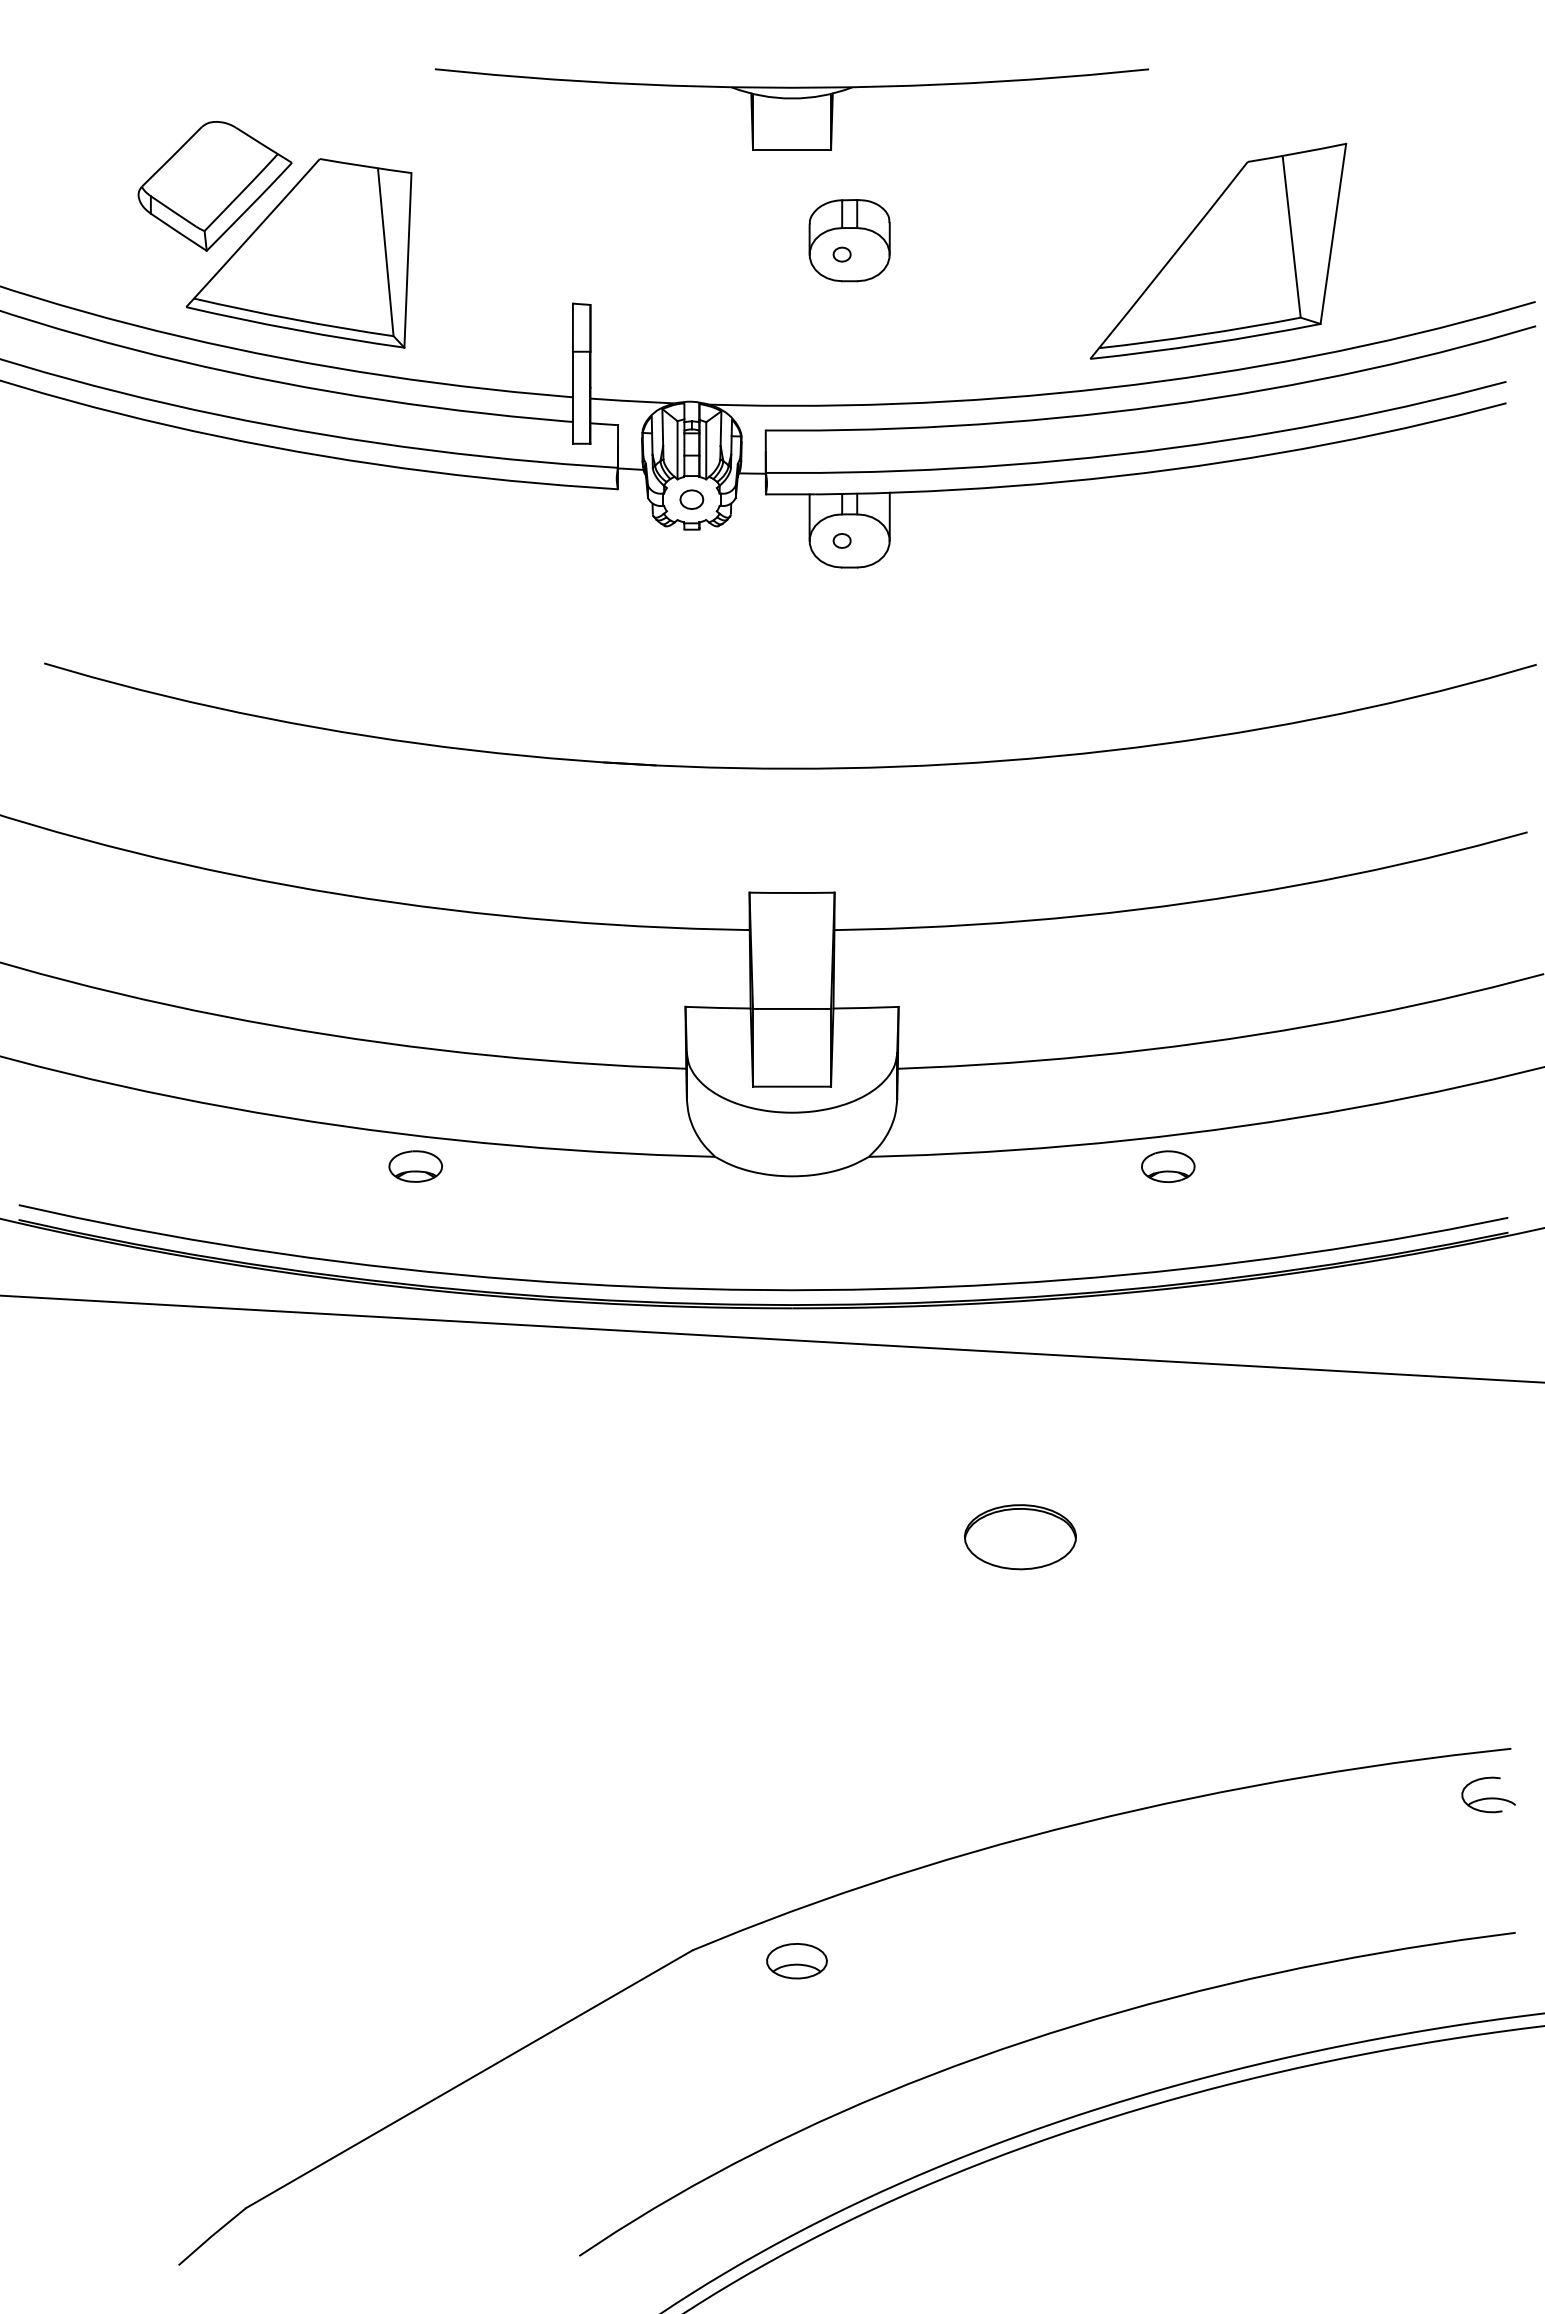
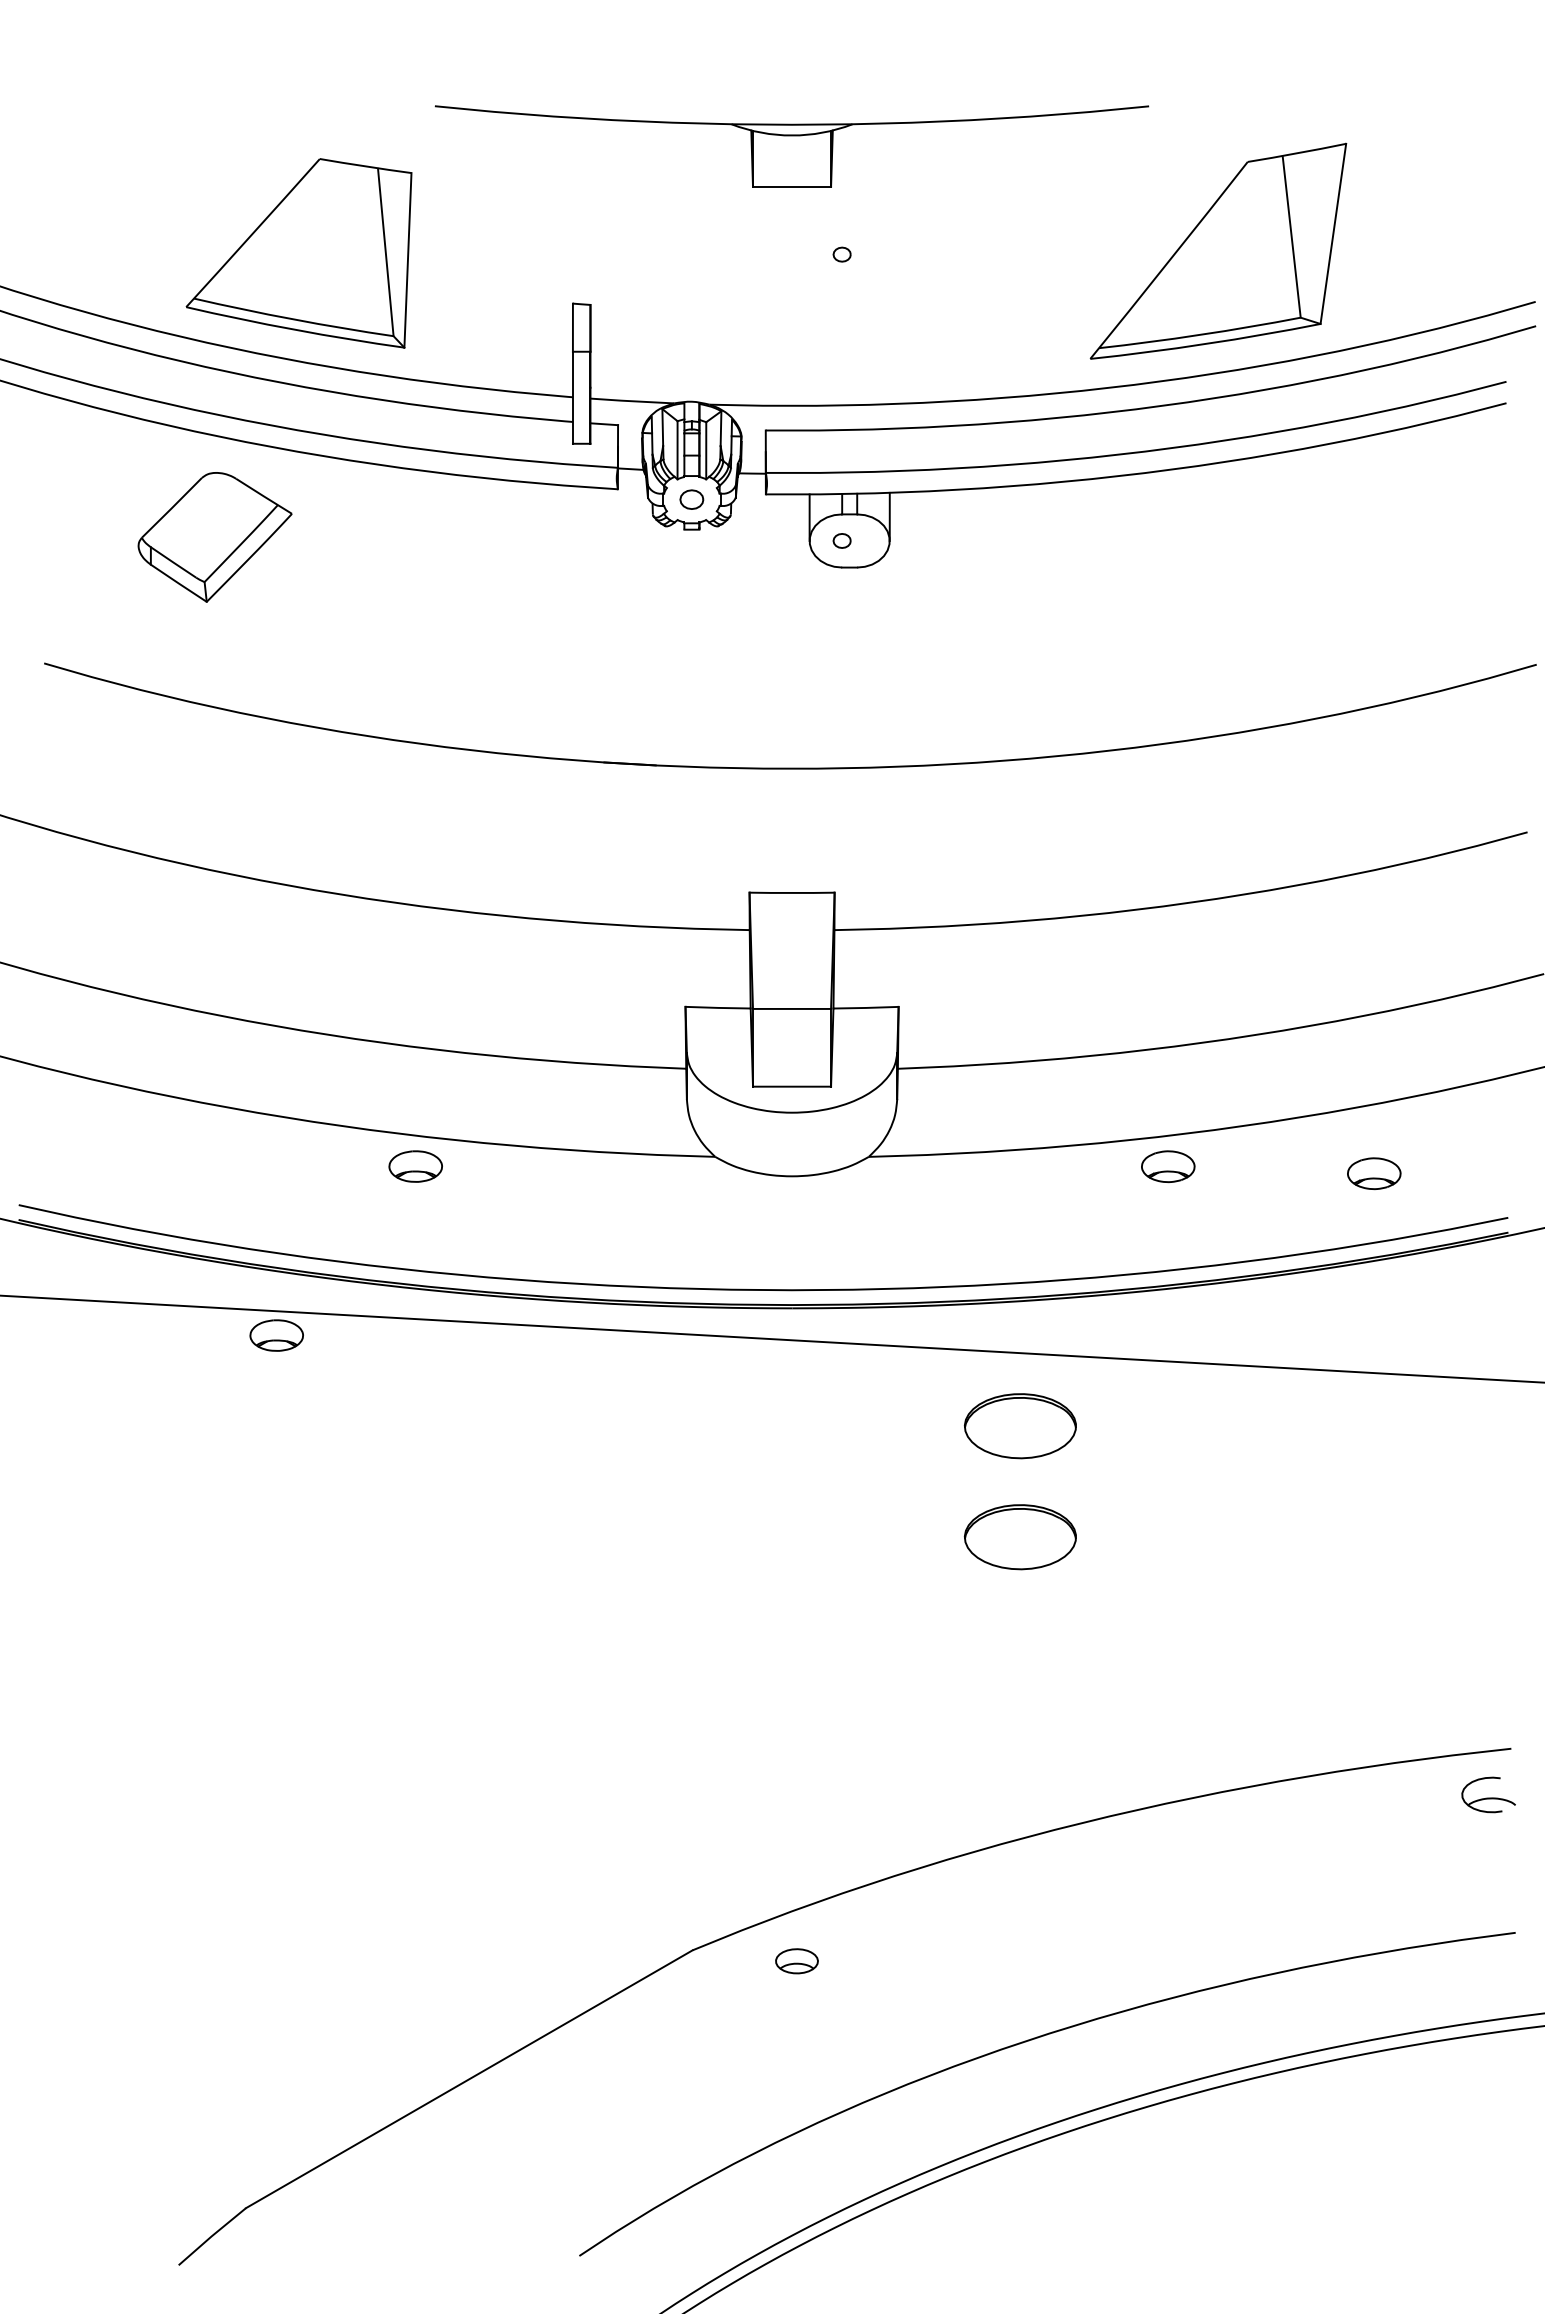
part position: (791, 109) -> (791, 146) (791, 146)
part position: (214, 186) -> (214, 537) (214, 537)
part: present -> none (849, 240)
part: none -> present (1374, 1173)
part: none -> present (276, 1335)
part: none -> present (1019, 1426)
part size: 62x37 px -> 44x27 px (796, 1961)
